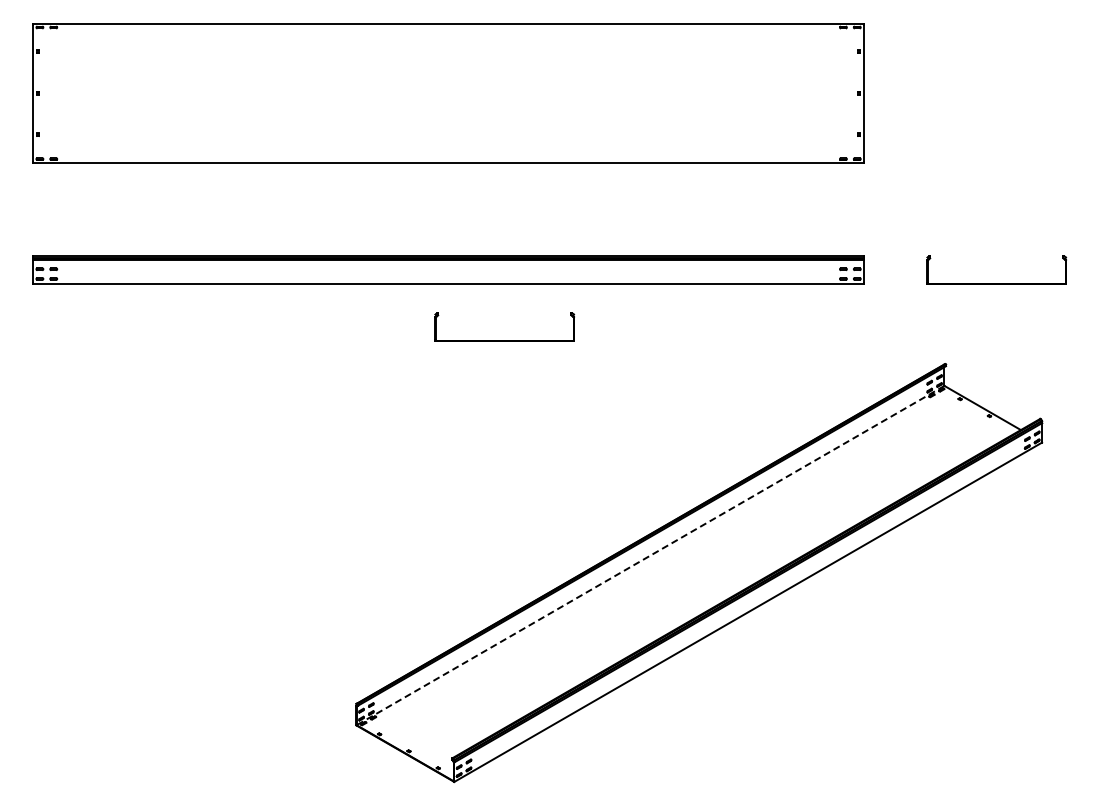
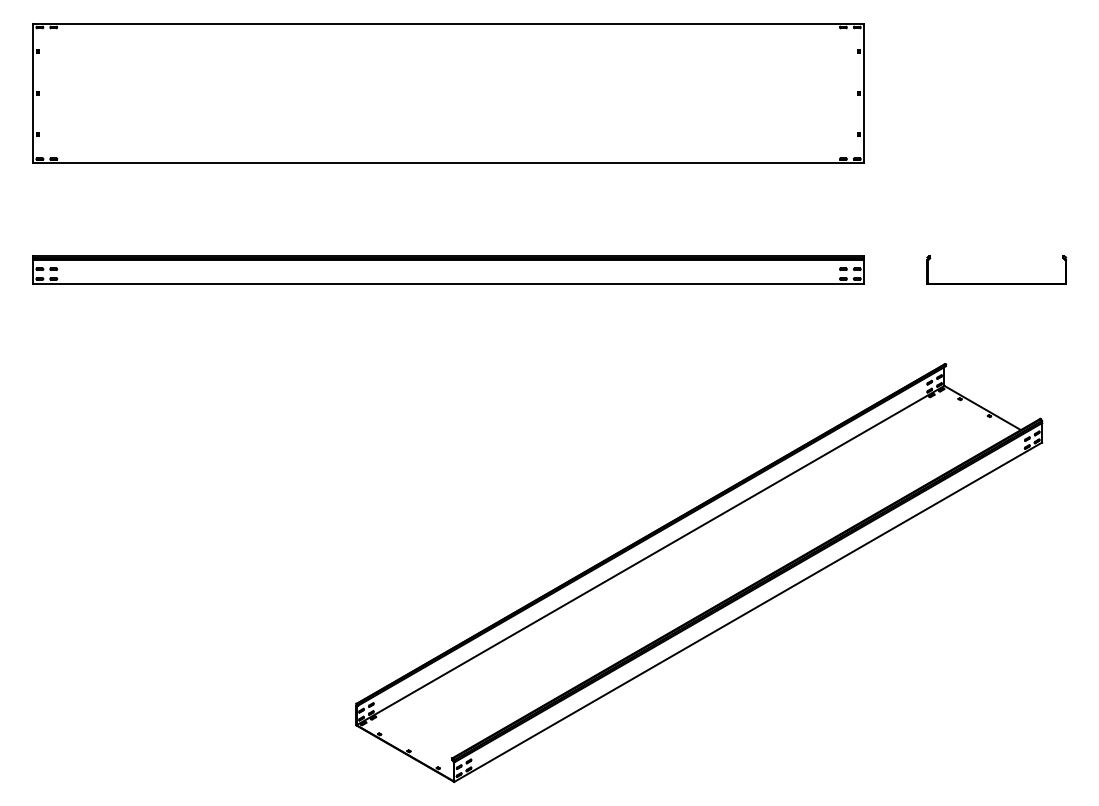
part: present -> none (504, 340)
line: dashed -> solid (650, 555)
